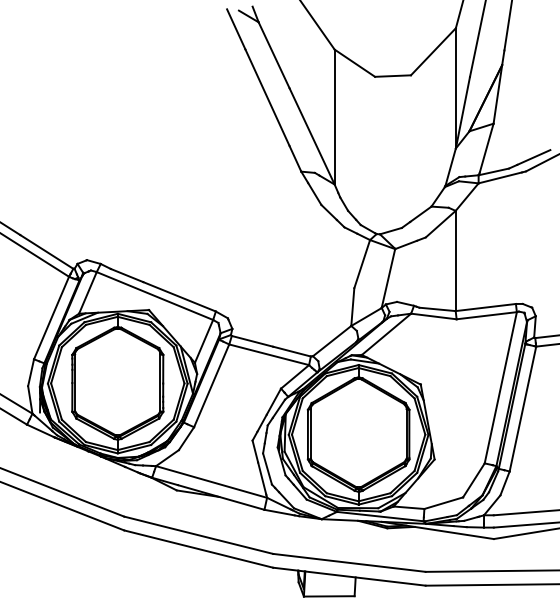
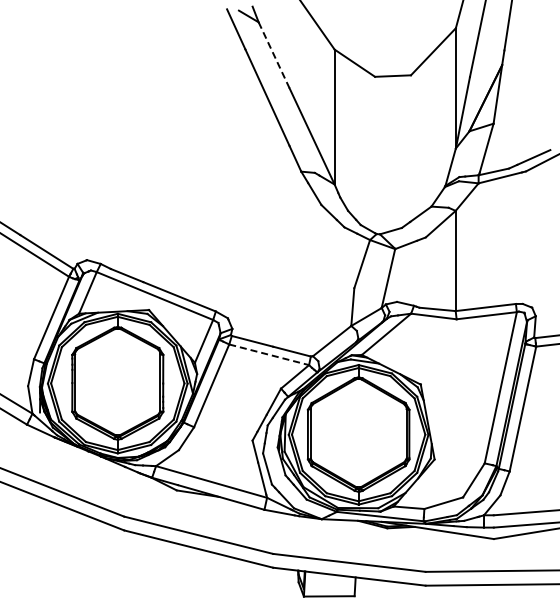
line: solid -> dashed (274, 55)
line: solid -> dashed (269, 354)
